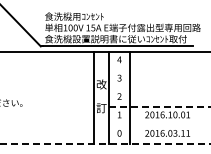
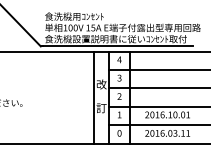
line: none -> present (158, 69)
line: none -> present (158, 88)
line: dashed -> solid (160, 106)
line: none -> present (158, 125)
line: dashed -> solid (105, 143)
